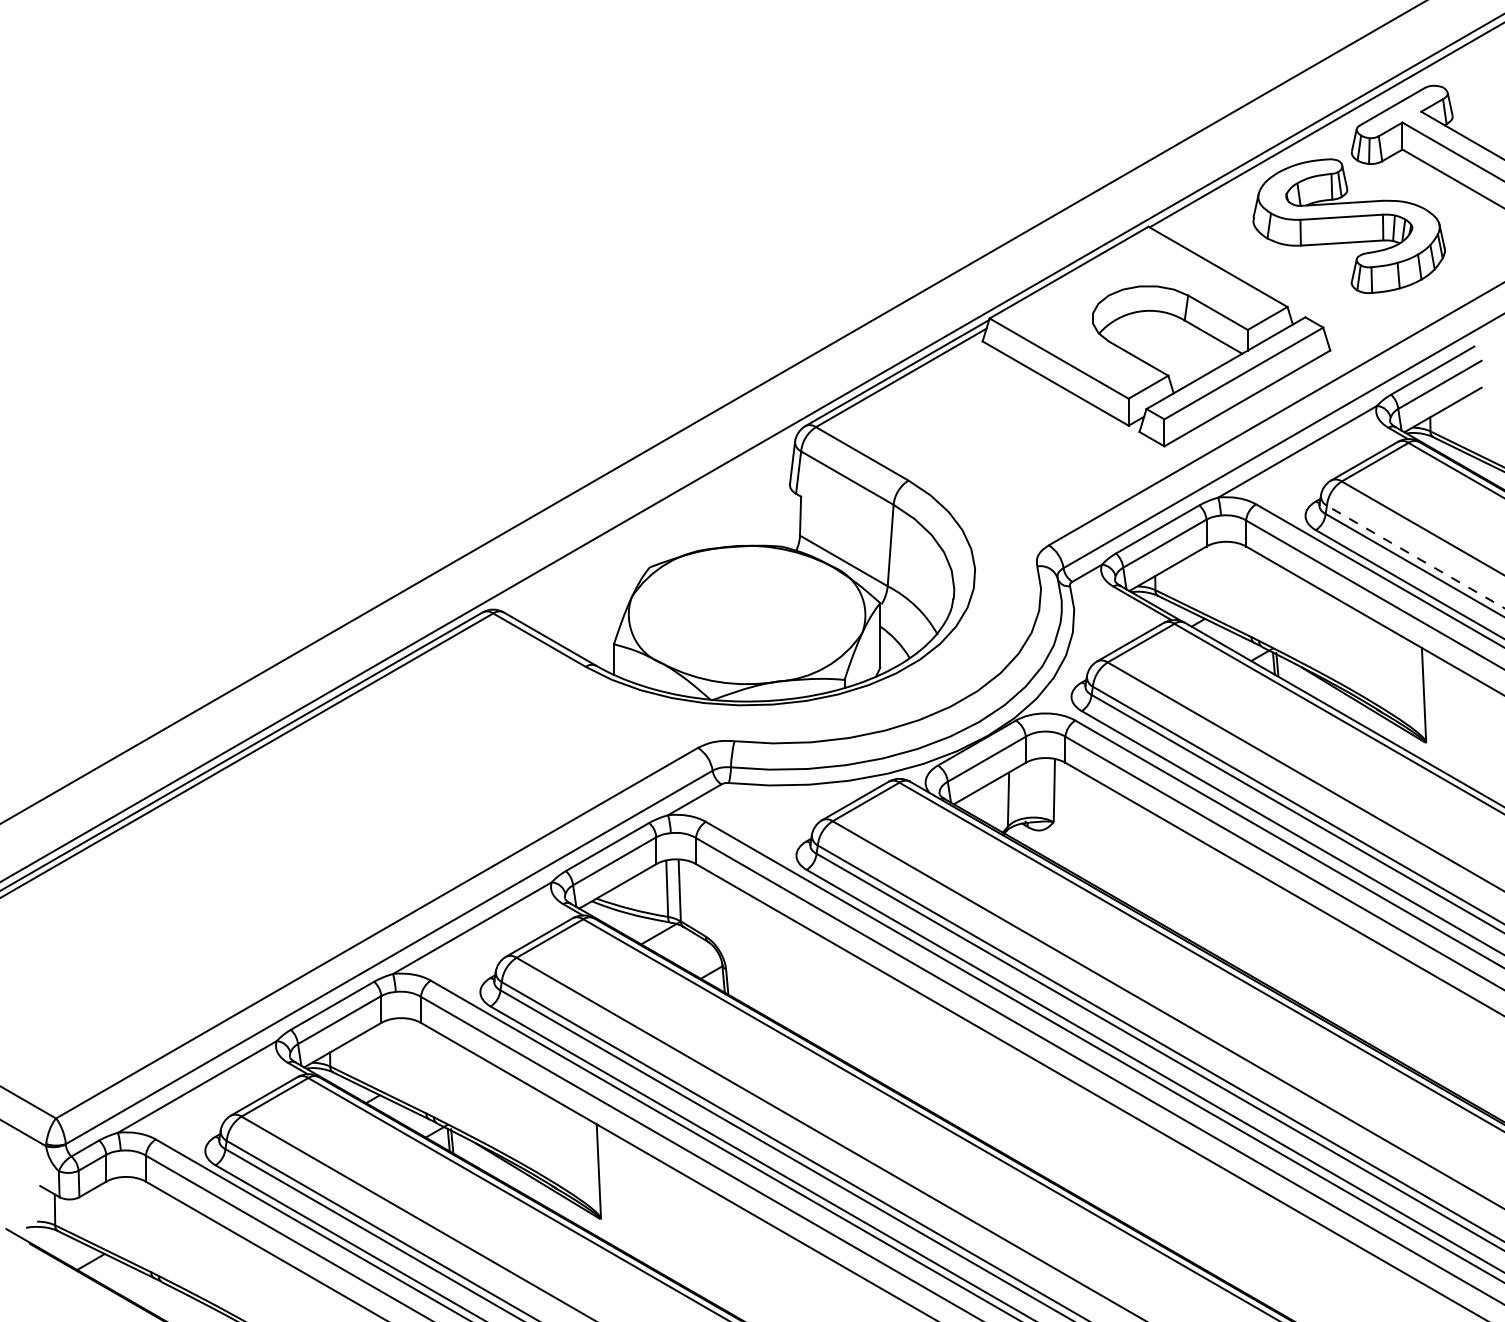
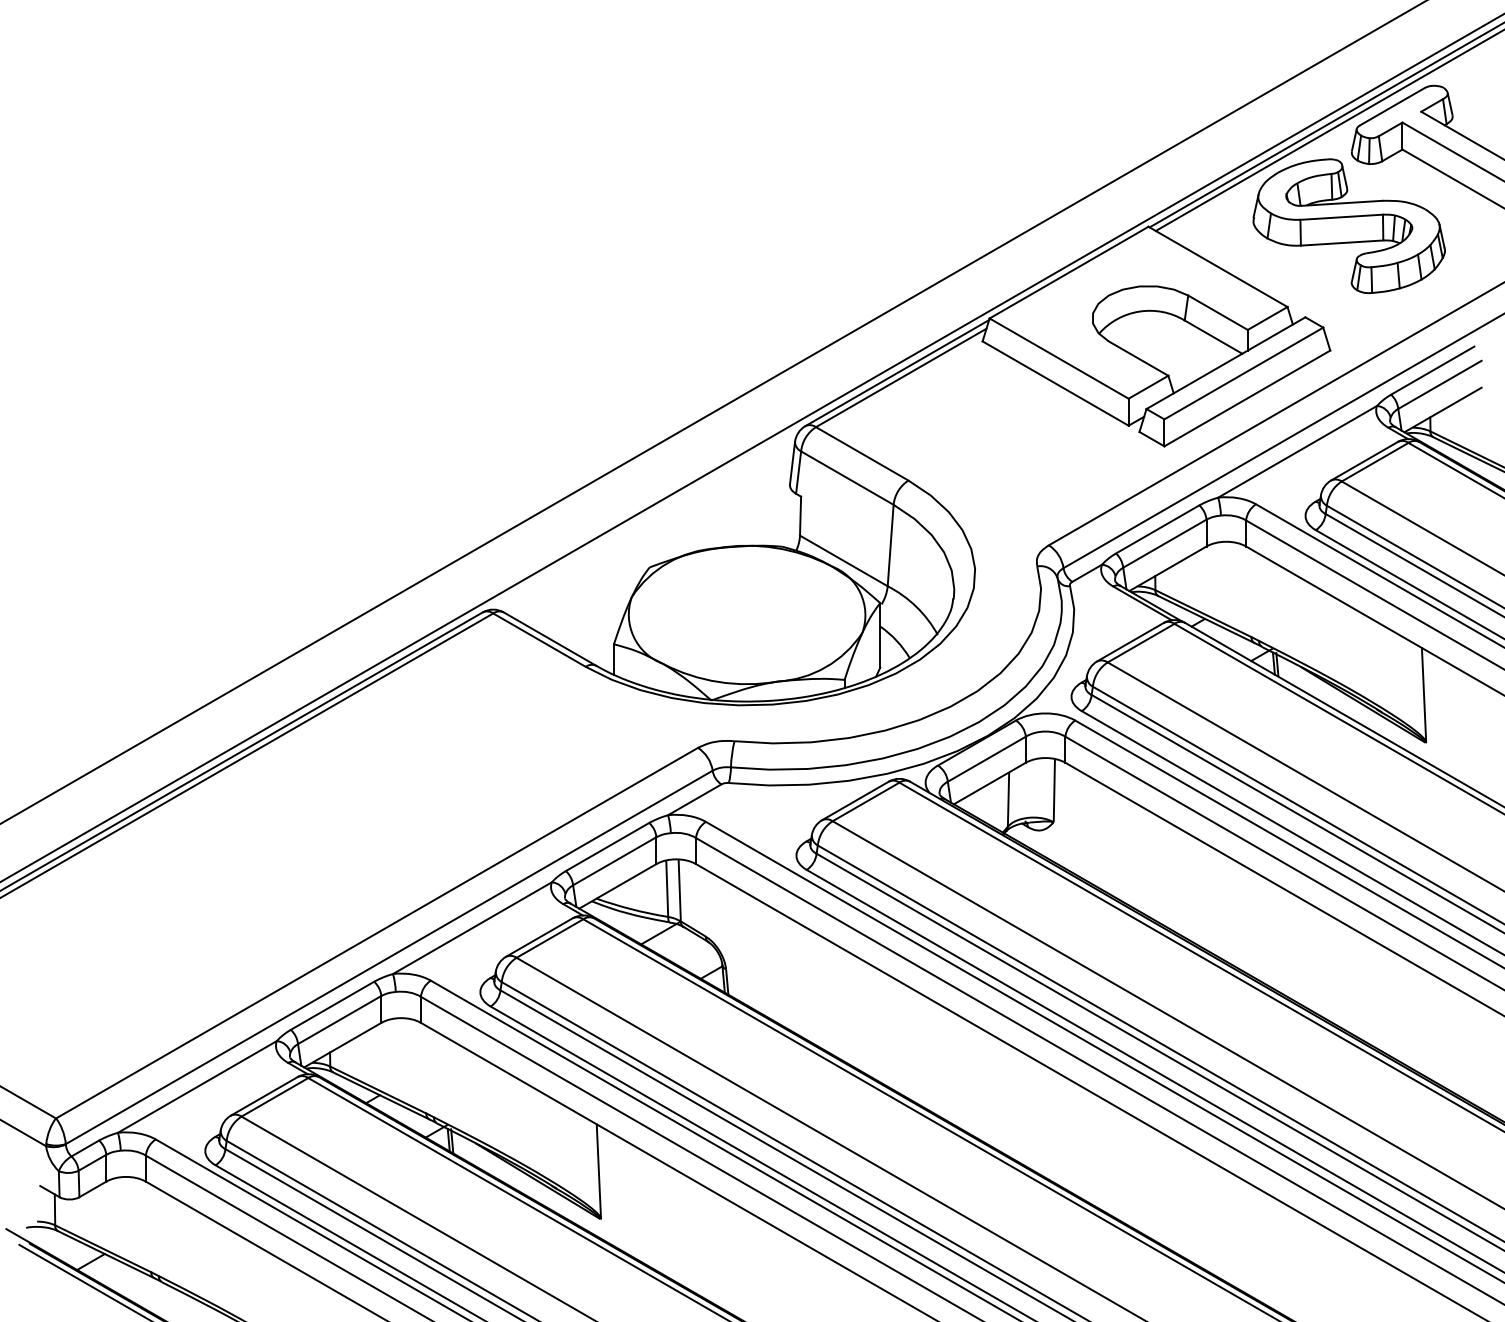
line: none -> present (1328, 130)
line: dashed -> solid (1415, 556)
line: none -> present (83, 1281)
